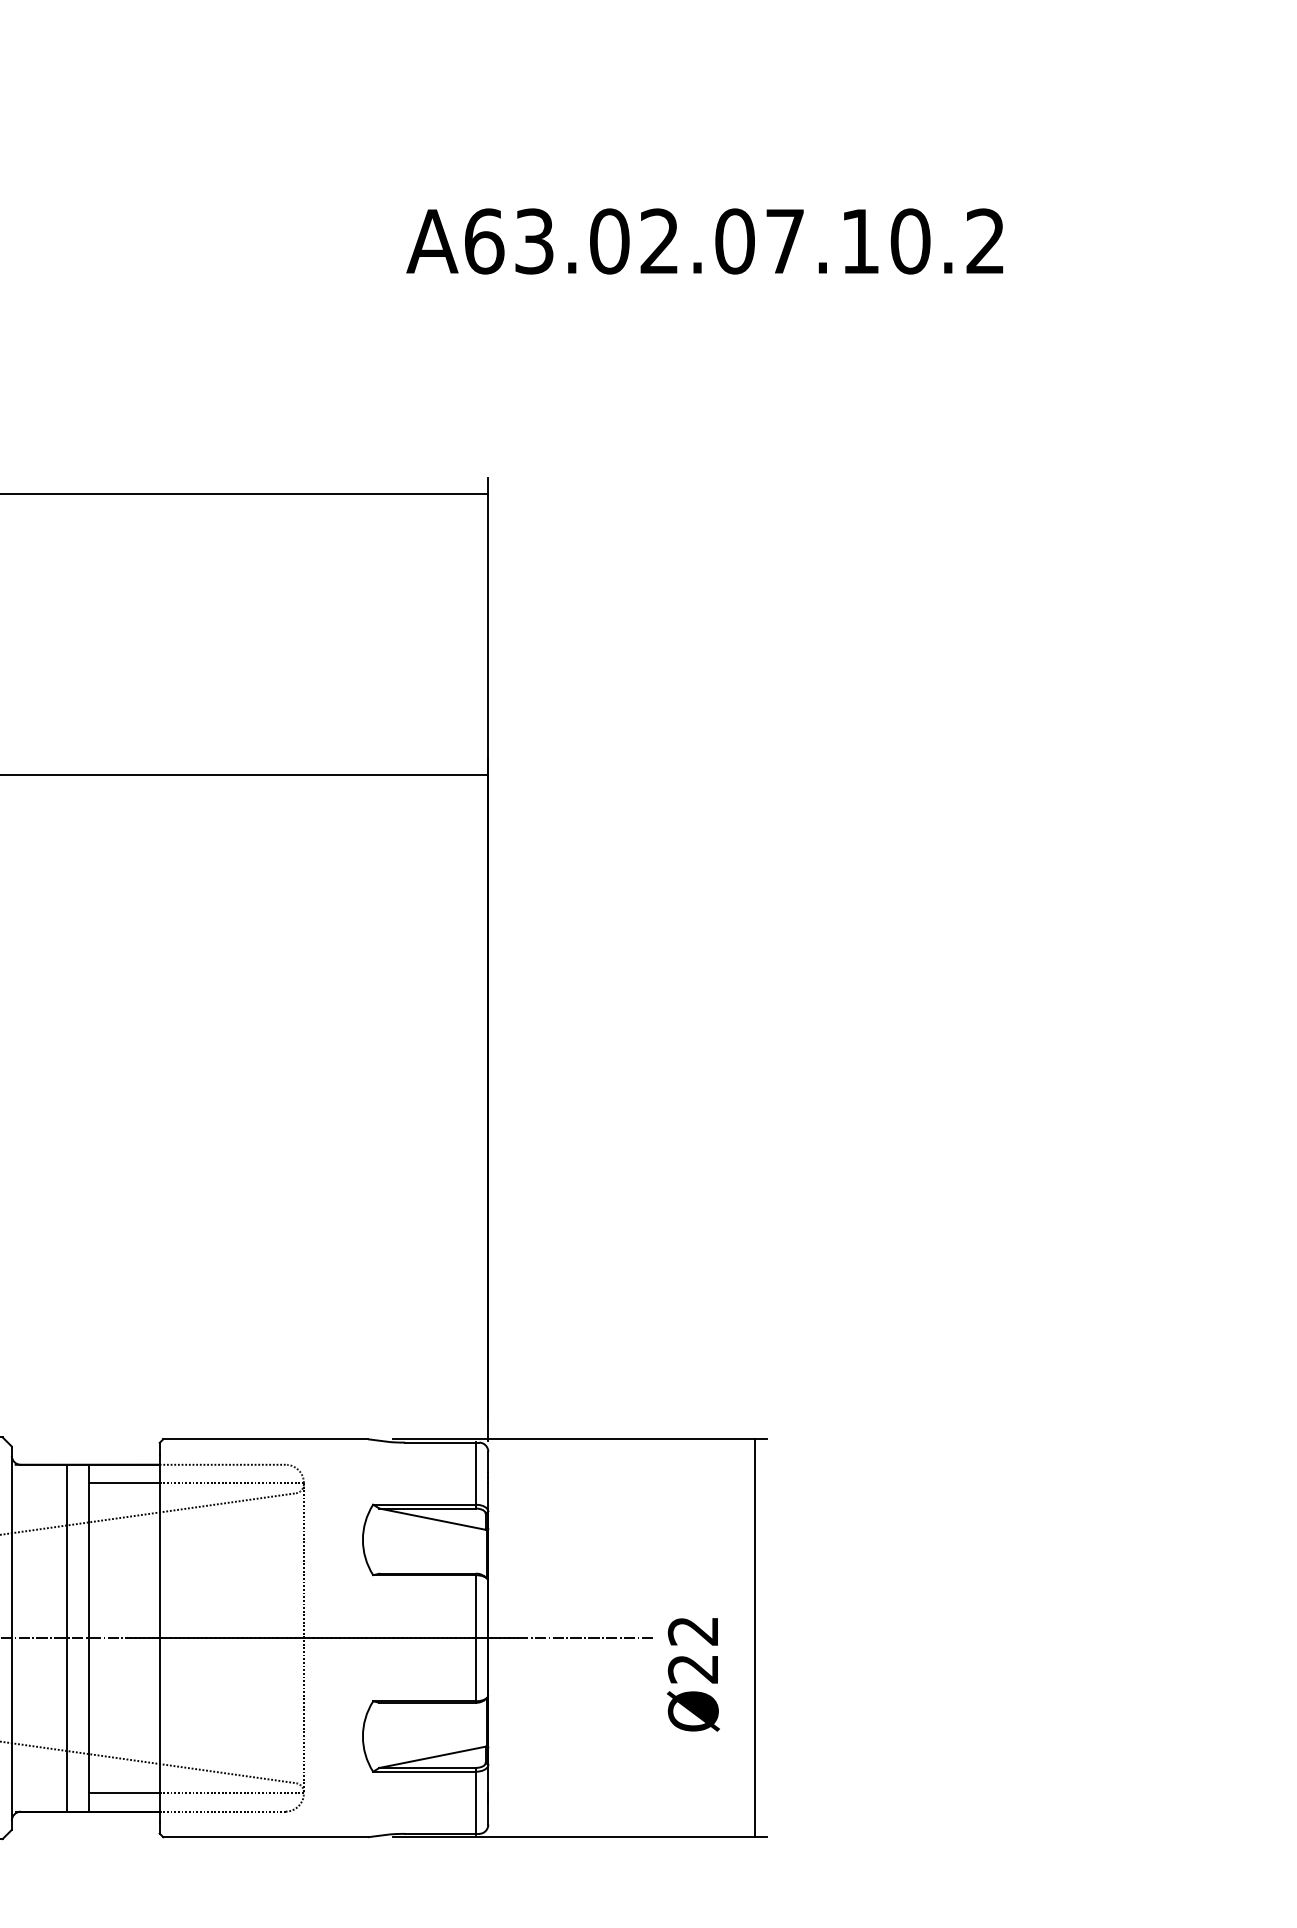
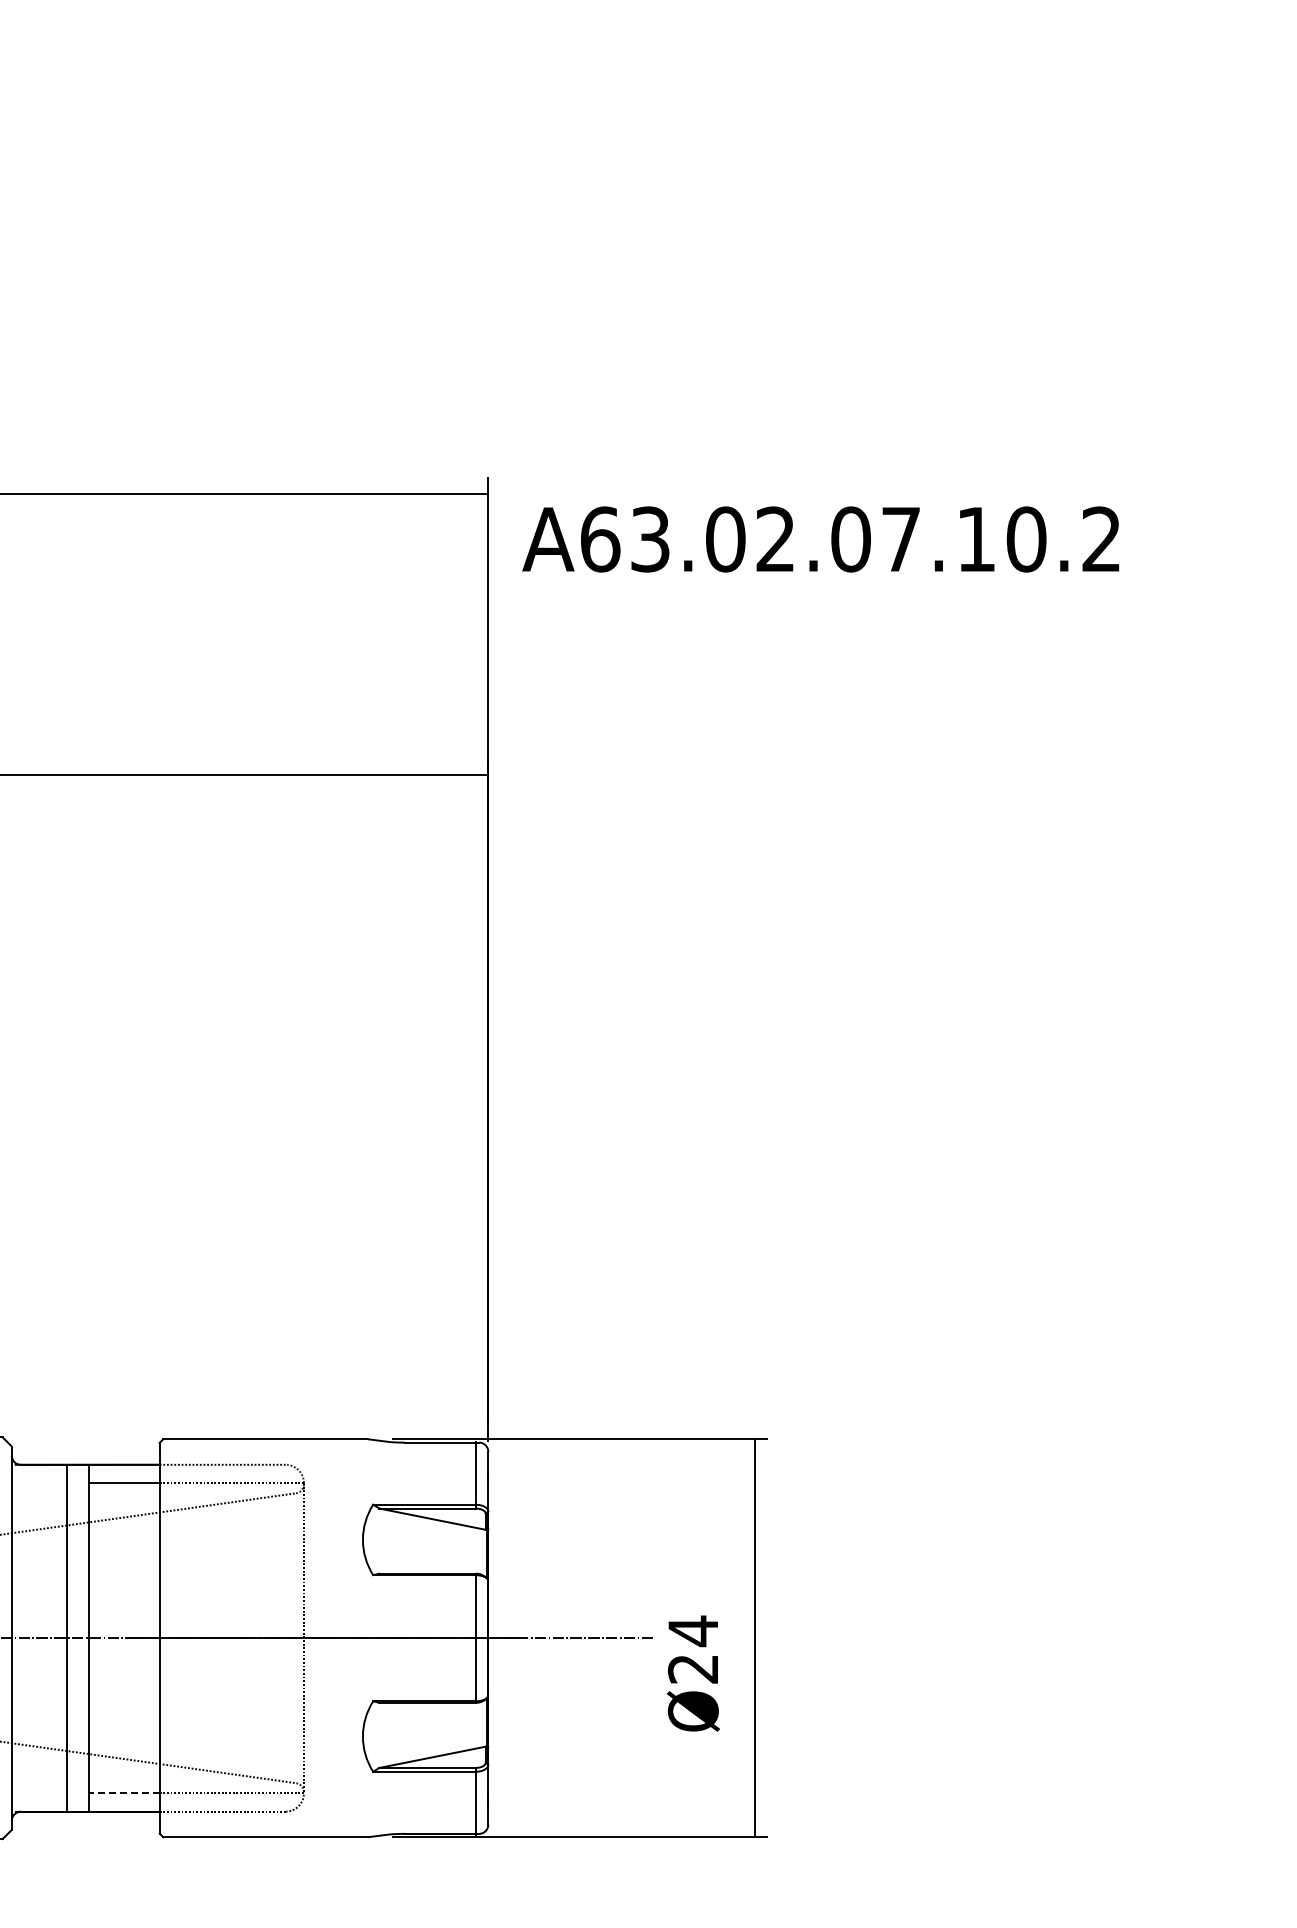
text position: (704, 241) -> (820, 539) (820, 539)
text: Ø22 -> Ø24 (692, 1631)
line: solid -> dashed (124, 1793)
